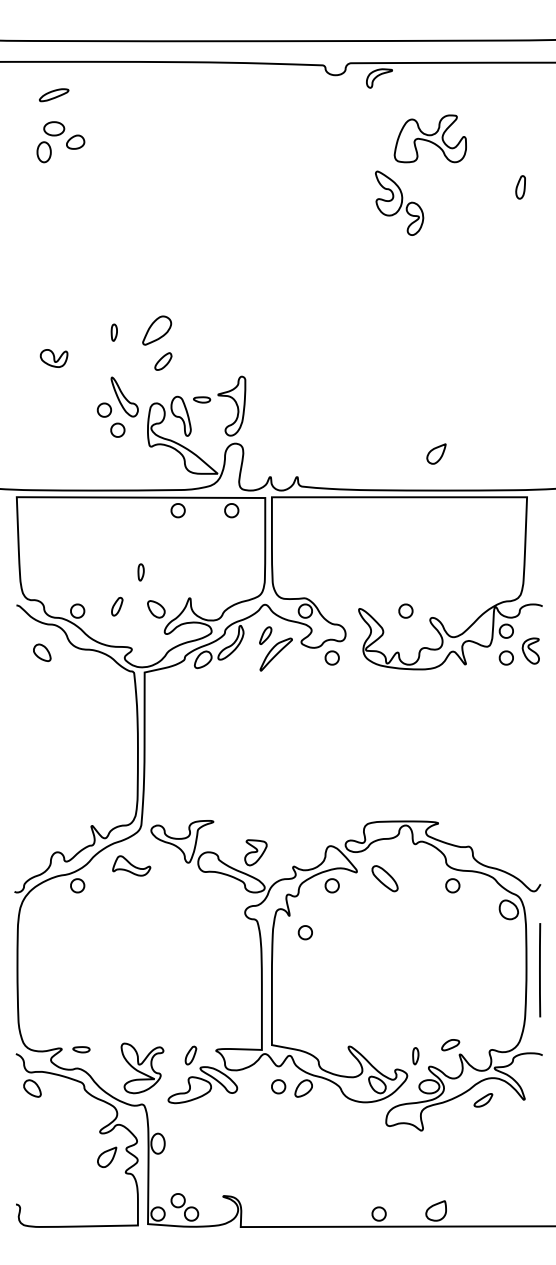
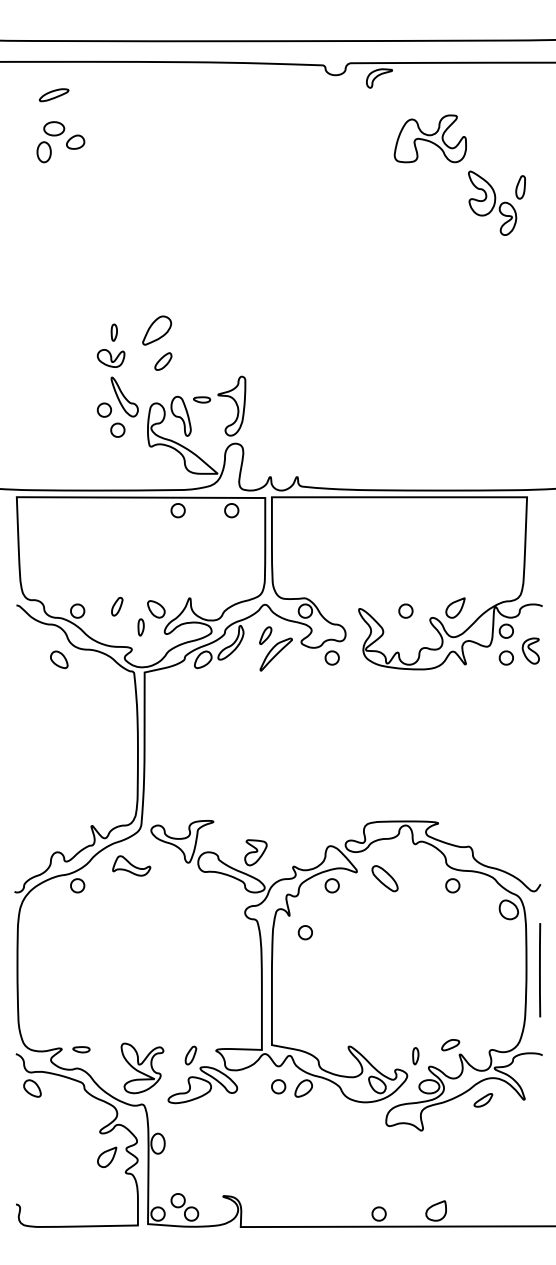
part position: (399, 202) -> (492, 202) (492, 202)
part position: (53, 358) -> (110, 358) (110, 358)
part position: (436, 453) -> (455, 607) (455, 607)
part position: (140, 572) -> (140, 627) (140, 627)
part position: (42, 652) -> (59, 659) (59, 659)
